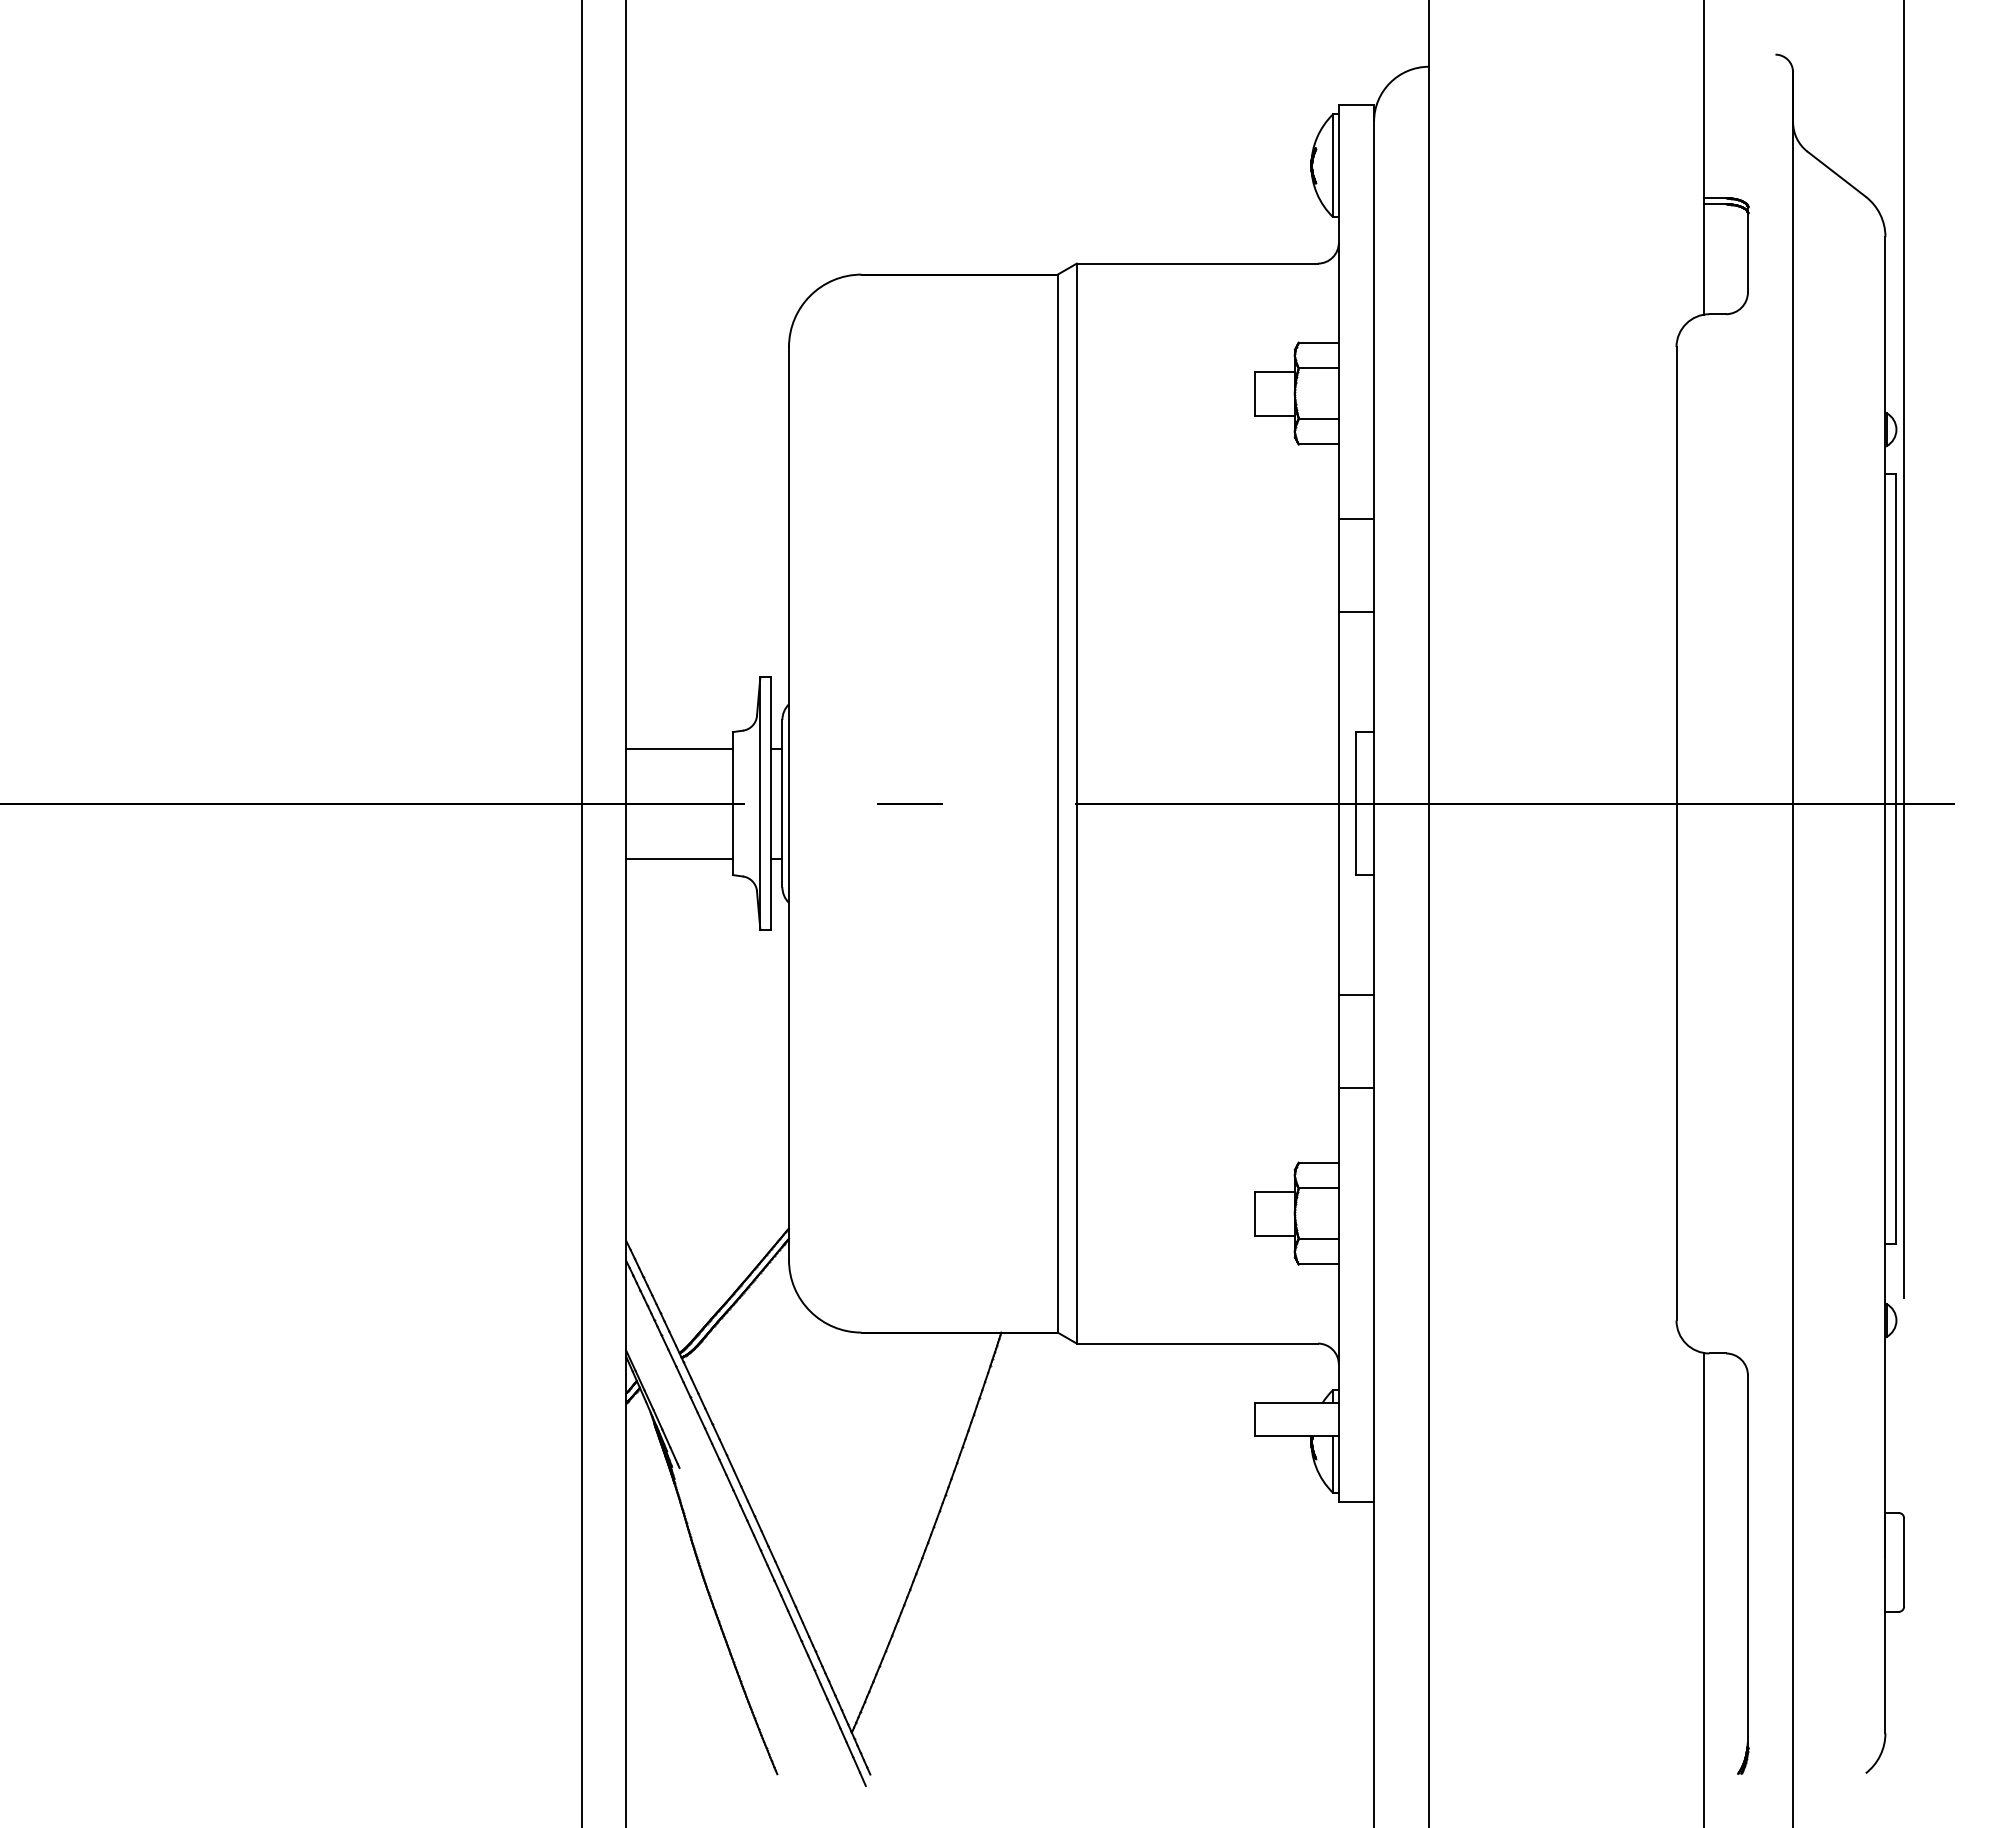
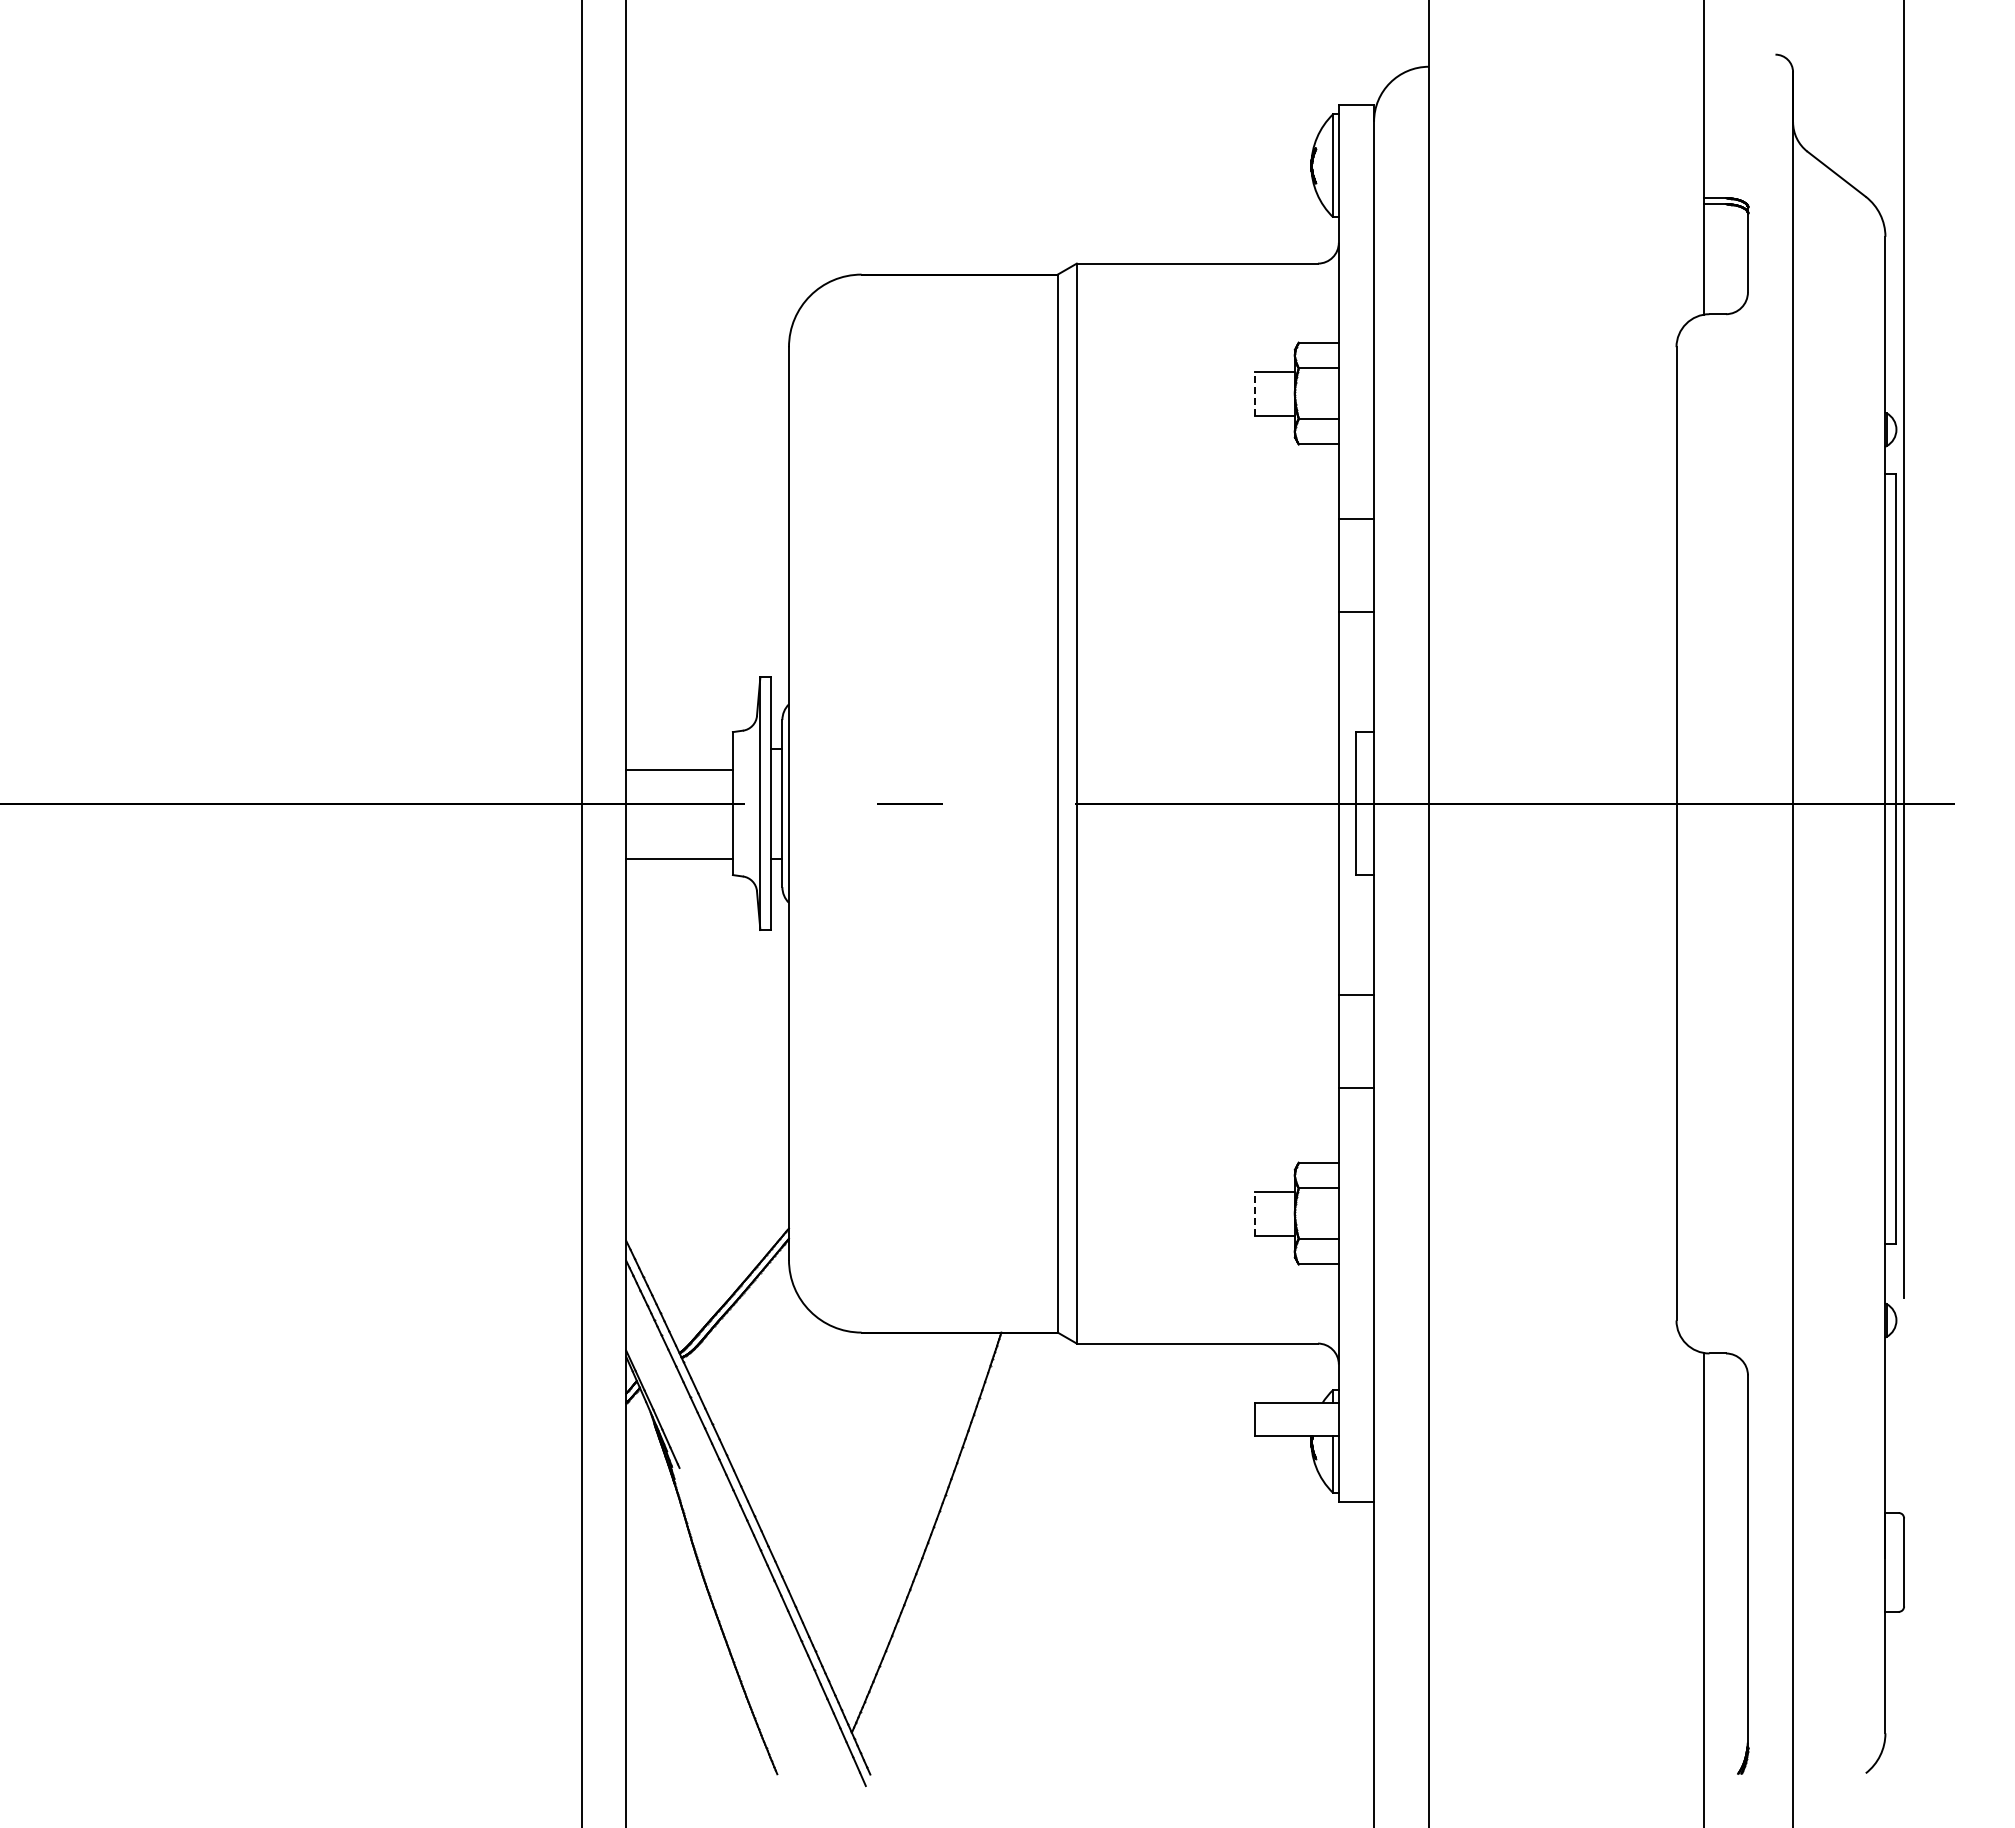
line: solid -> dashed (1255, 393)
line position: (679, 748) -> (679, 769) (679, 769)
line: solid -> dashed (1255, 1213)
